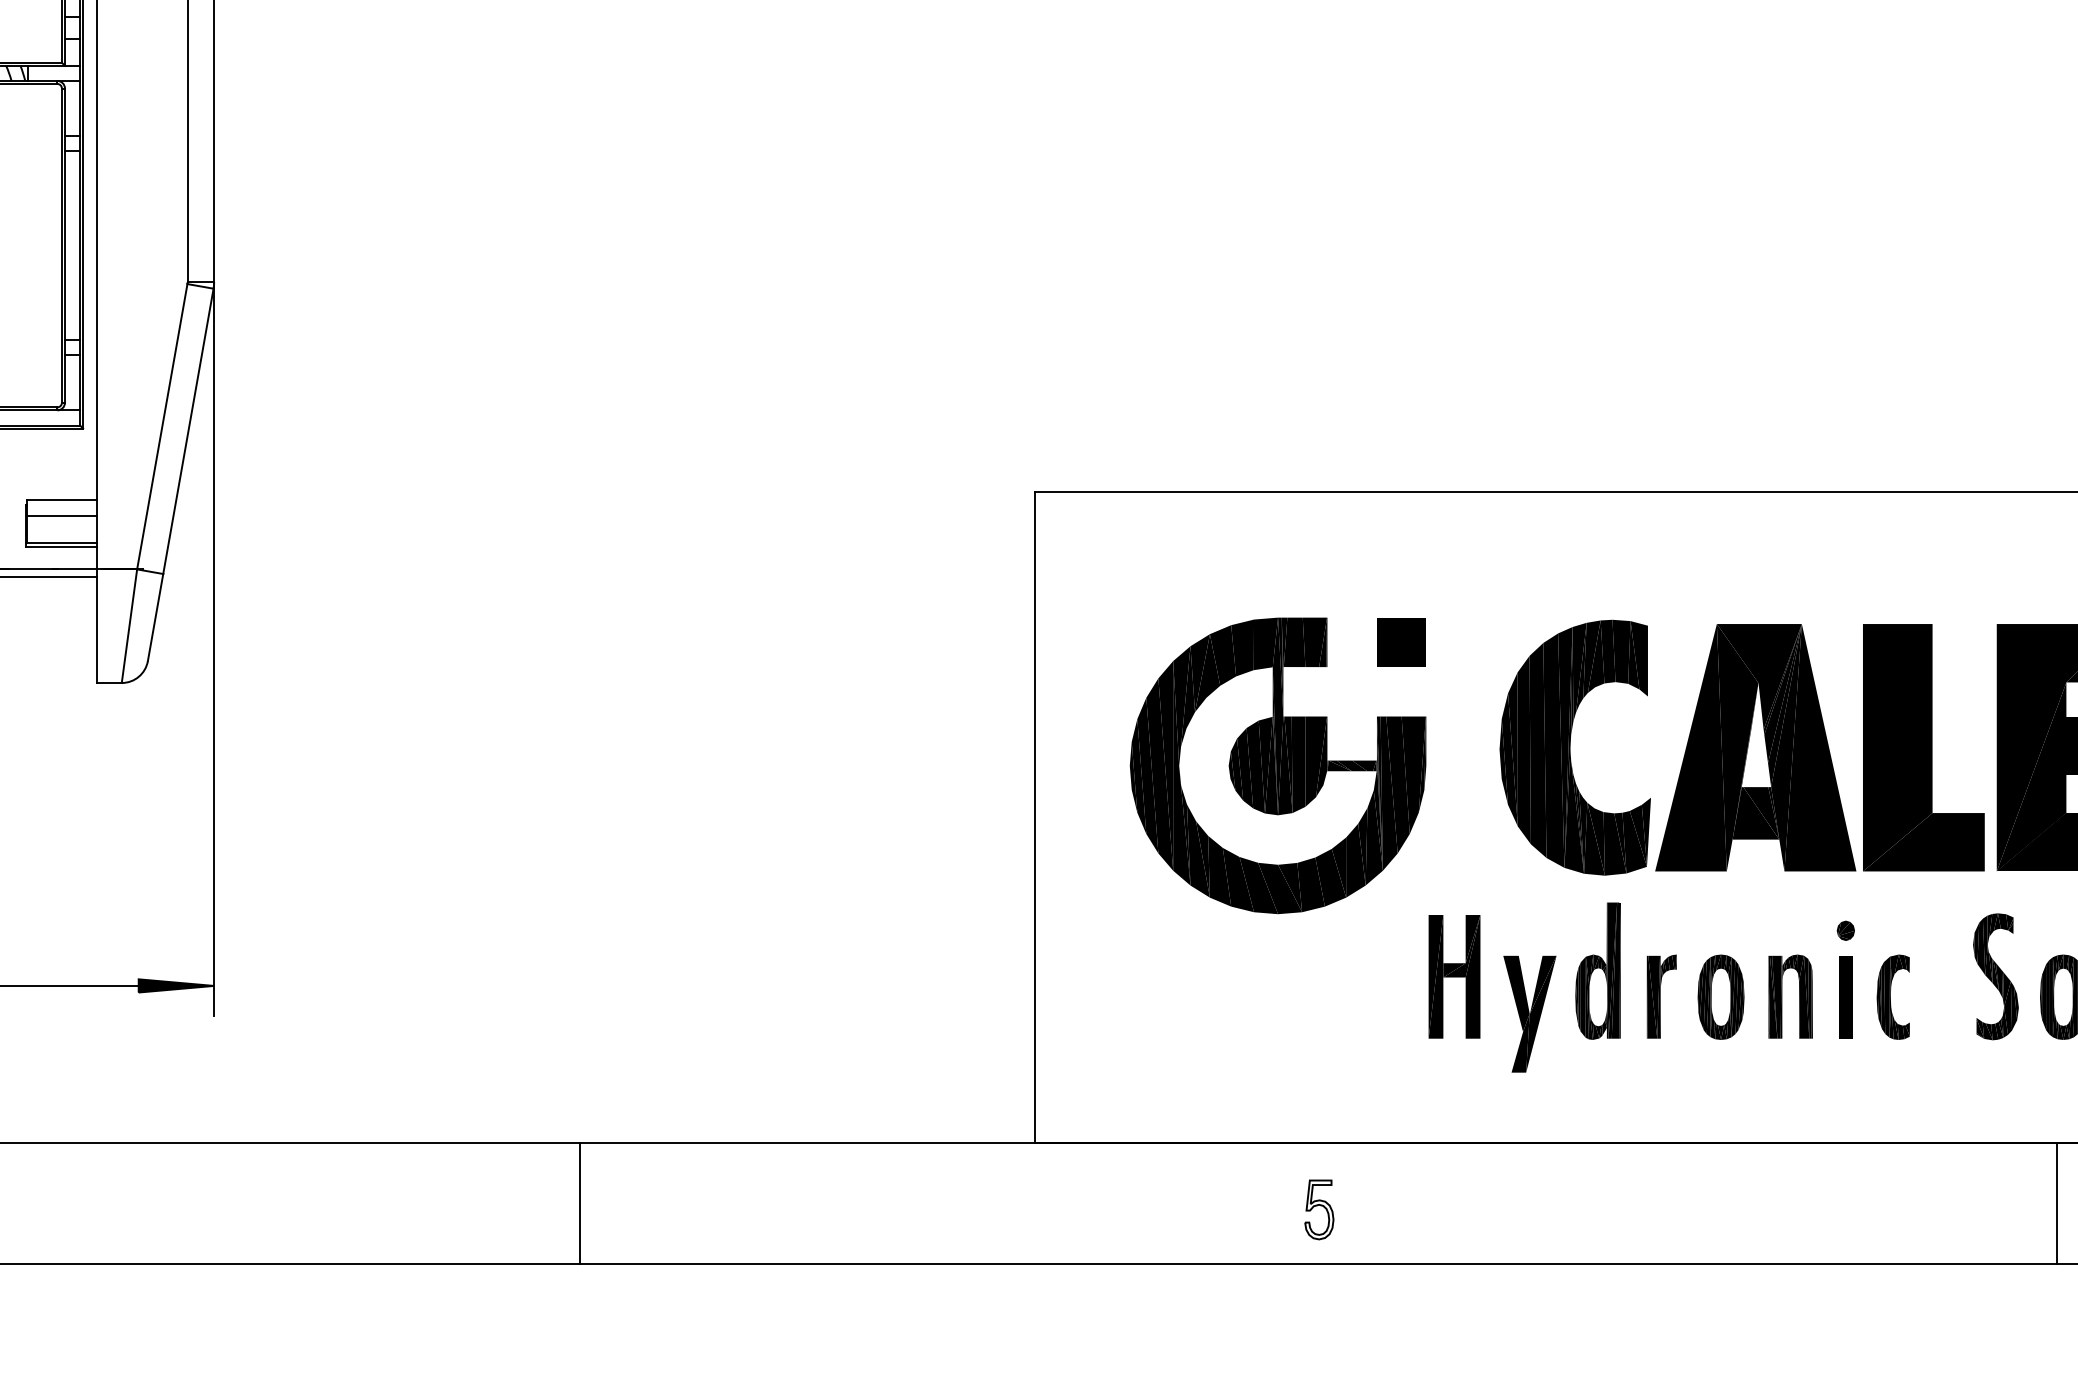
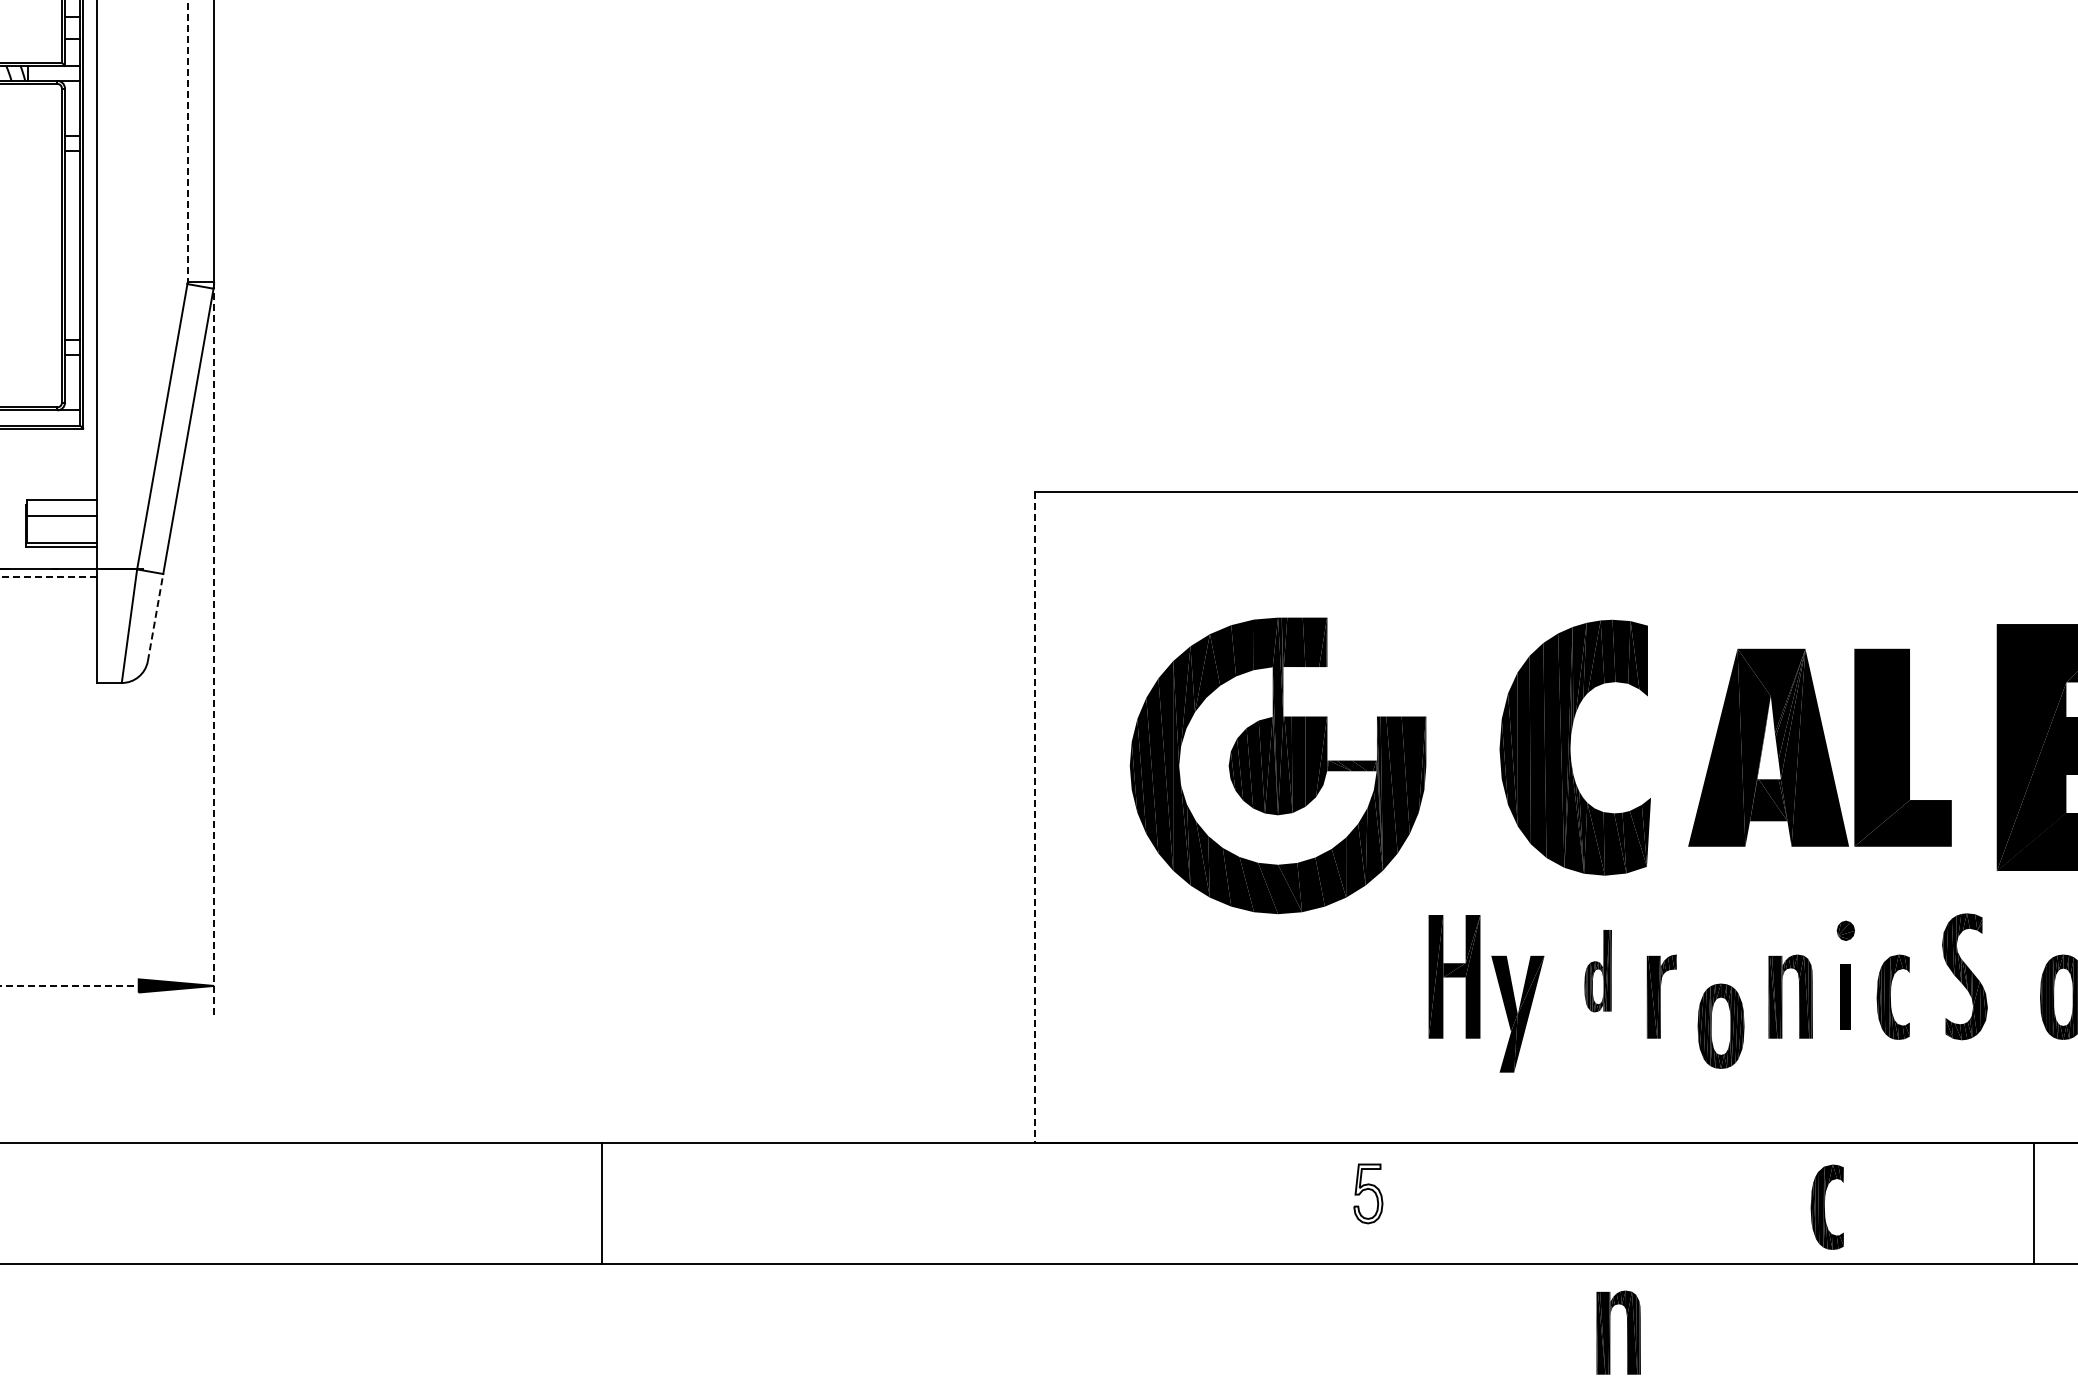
line: solid -> dashed (187, 141)
line: solid -> dashed (48, 576)
line: solid -> dashed (155, 617)
part: present -> none (1401, 642)
line: solid -> dashed (214, 649)
part size: 330x248 px -> 264x199 px (1819, 747)
line: solid -> dashed (1034, 817)
part size: 46x138 px -> 28x83 px (1597, 971)
part position: (1995, 976) -> (1964, 976) (1964, 976)
line: solid -> dashed (69, 985)
part position: (1720, 996) -> (1720, 1025) (1720, 1025)
part size: 14x83 px -> 11x66 px (1845, 996)
part position: (1529, 1013) -> (1517, 1013) (1517, 1013)
line position: (580, 1203) -> (602, 1203) (602, 1203)
line position: (2056, 1203) -> (2033, 1203) (2033, 1203)
part: none -> present (1826, 1206)
part position: (1319, 1209) -> (1368, 1193) (1368, 1193)
part: none -> present (1610, 1332)
